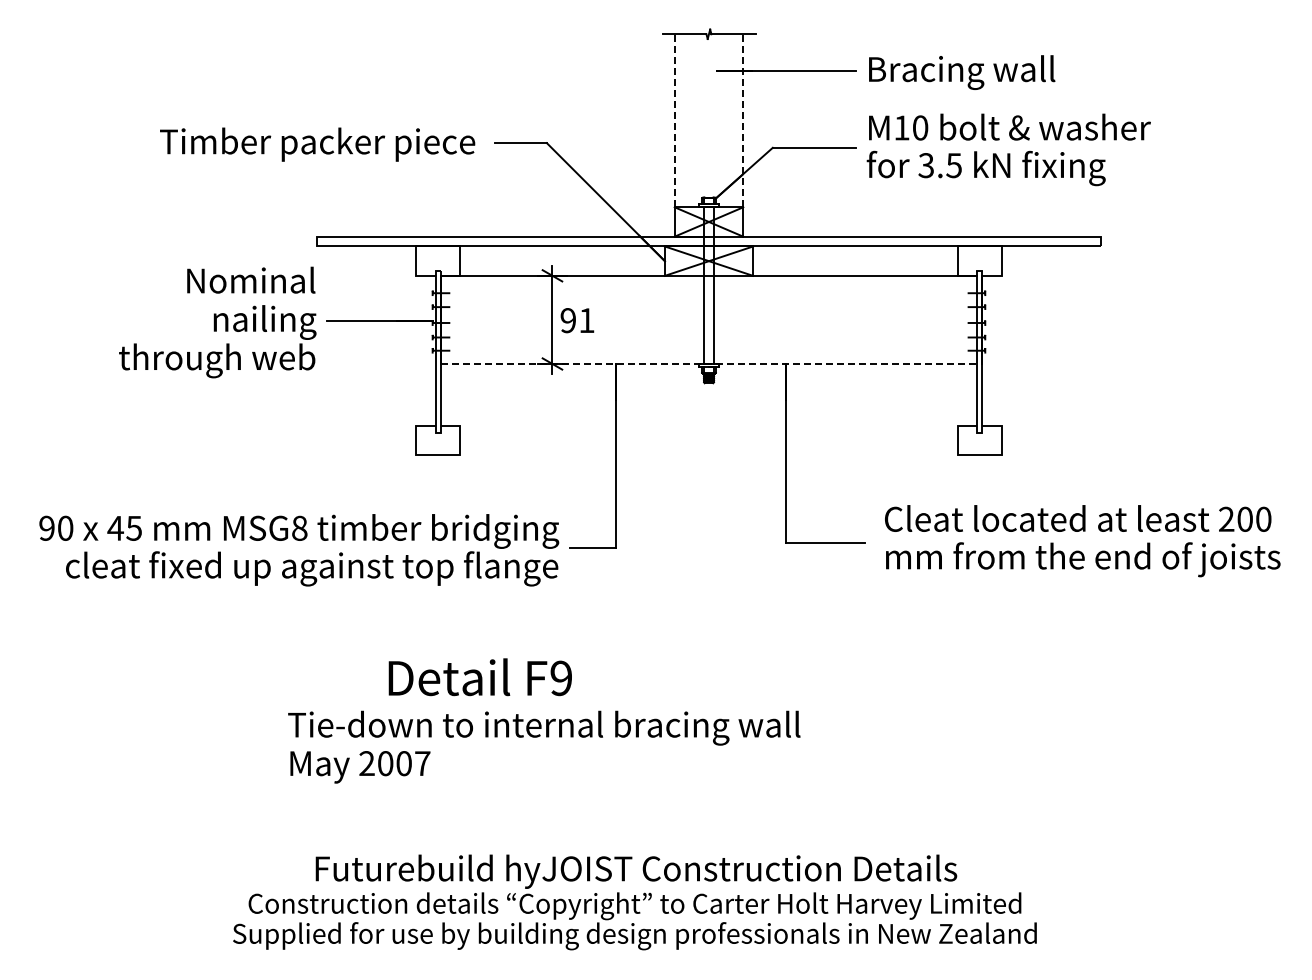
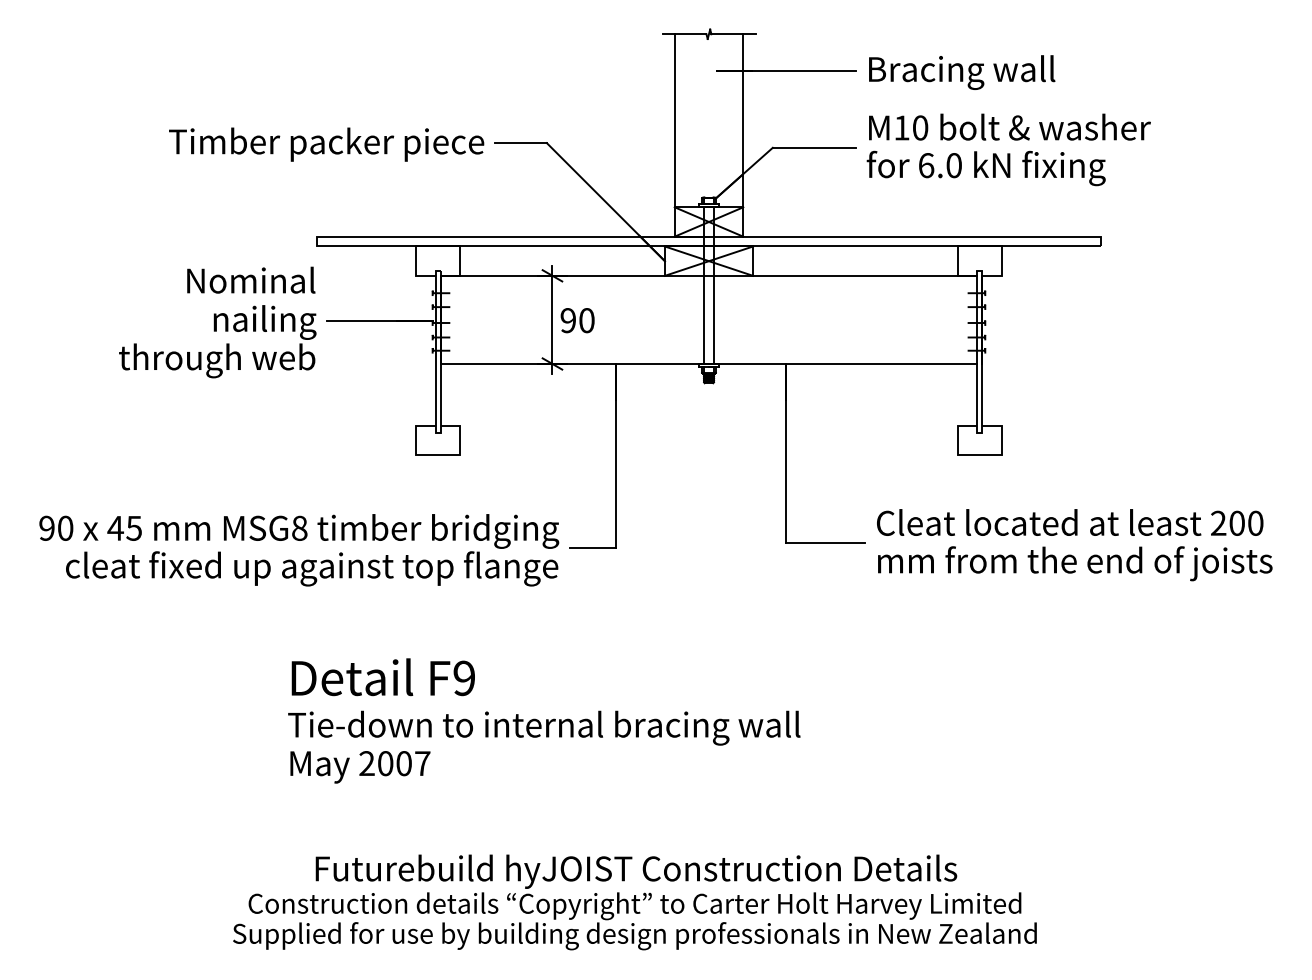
line: dashed -> solid (674, 120)
line: dashed -> solid (743, 120)
text position: (317, 144) -> (326, 144) (326, 144)
text: 3.5 -> 6.0 (939, 165)
text: 91 -> 90 (586, 320)
line: dashed -> solid (709, 364)
text position: (1082, 541) -> (1074, 545) (1074, 545)
text position: (479, 677) -> (382, 677) (382, 677)
